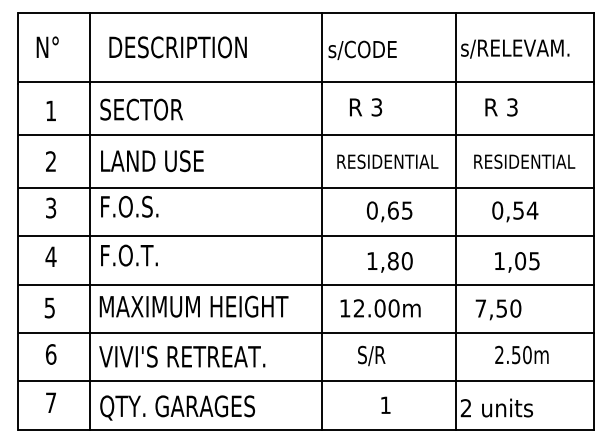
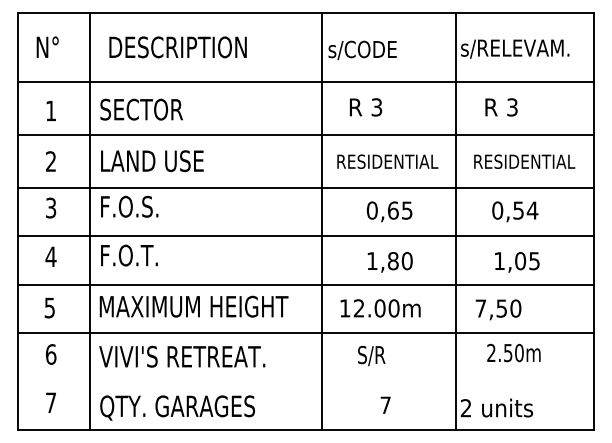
text position: (521, 354) -> (513, 352) (513, 352)
line: present -> none (306, 381)
text: 1 -> 7 (385, 404)
